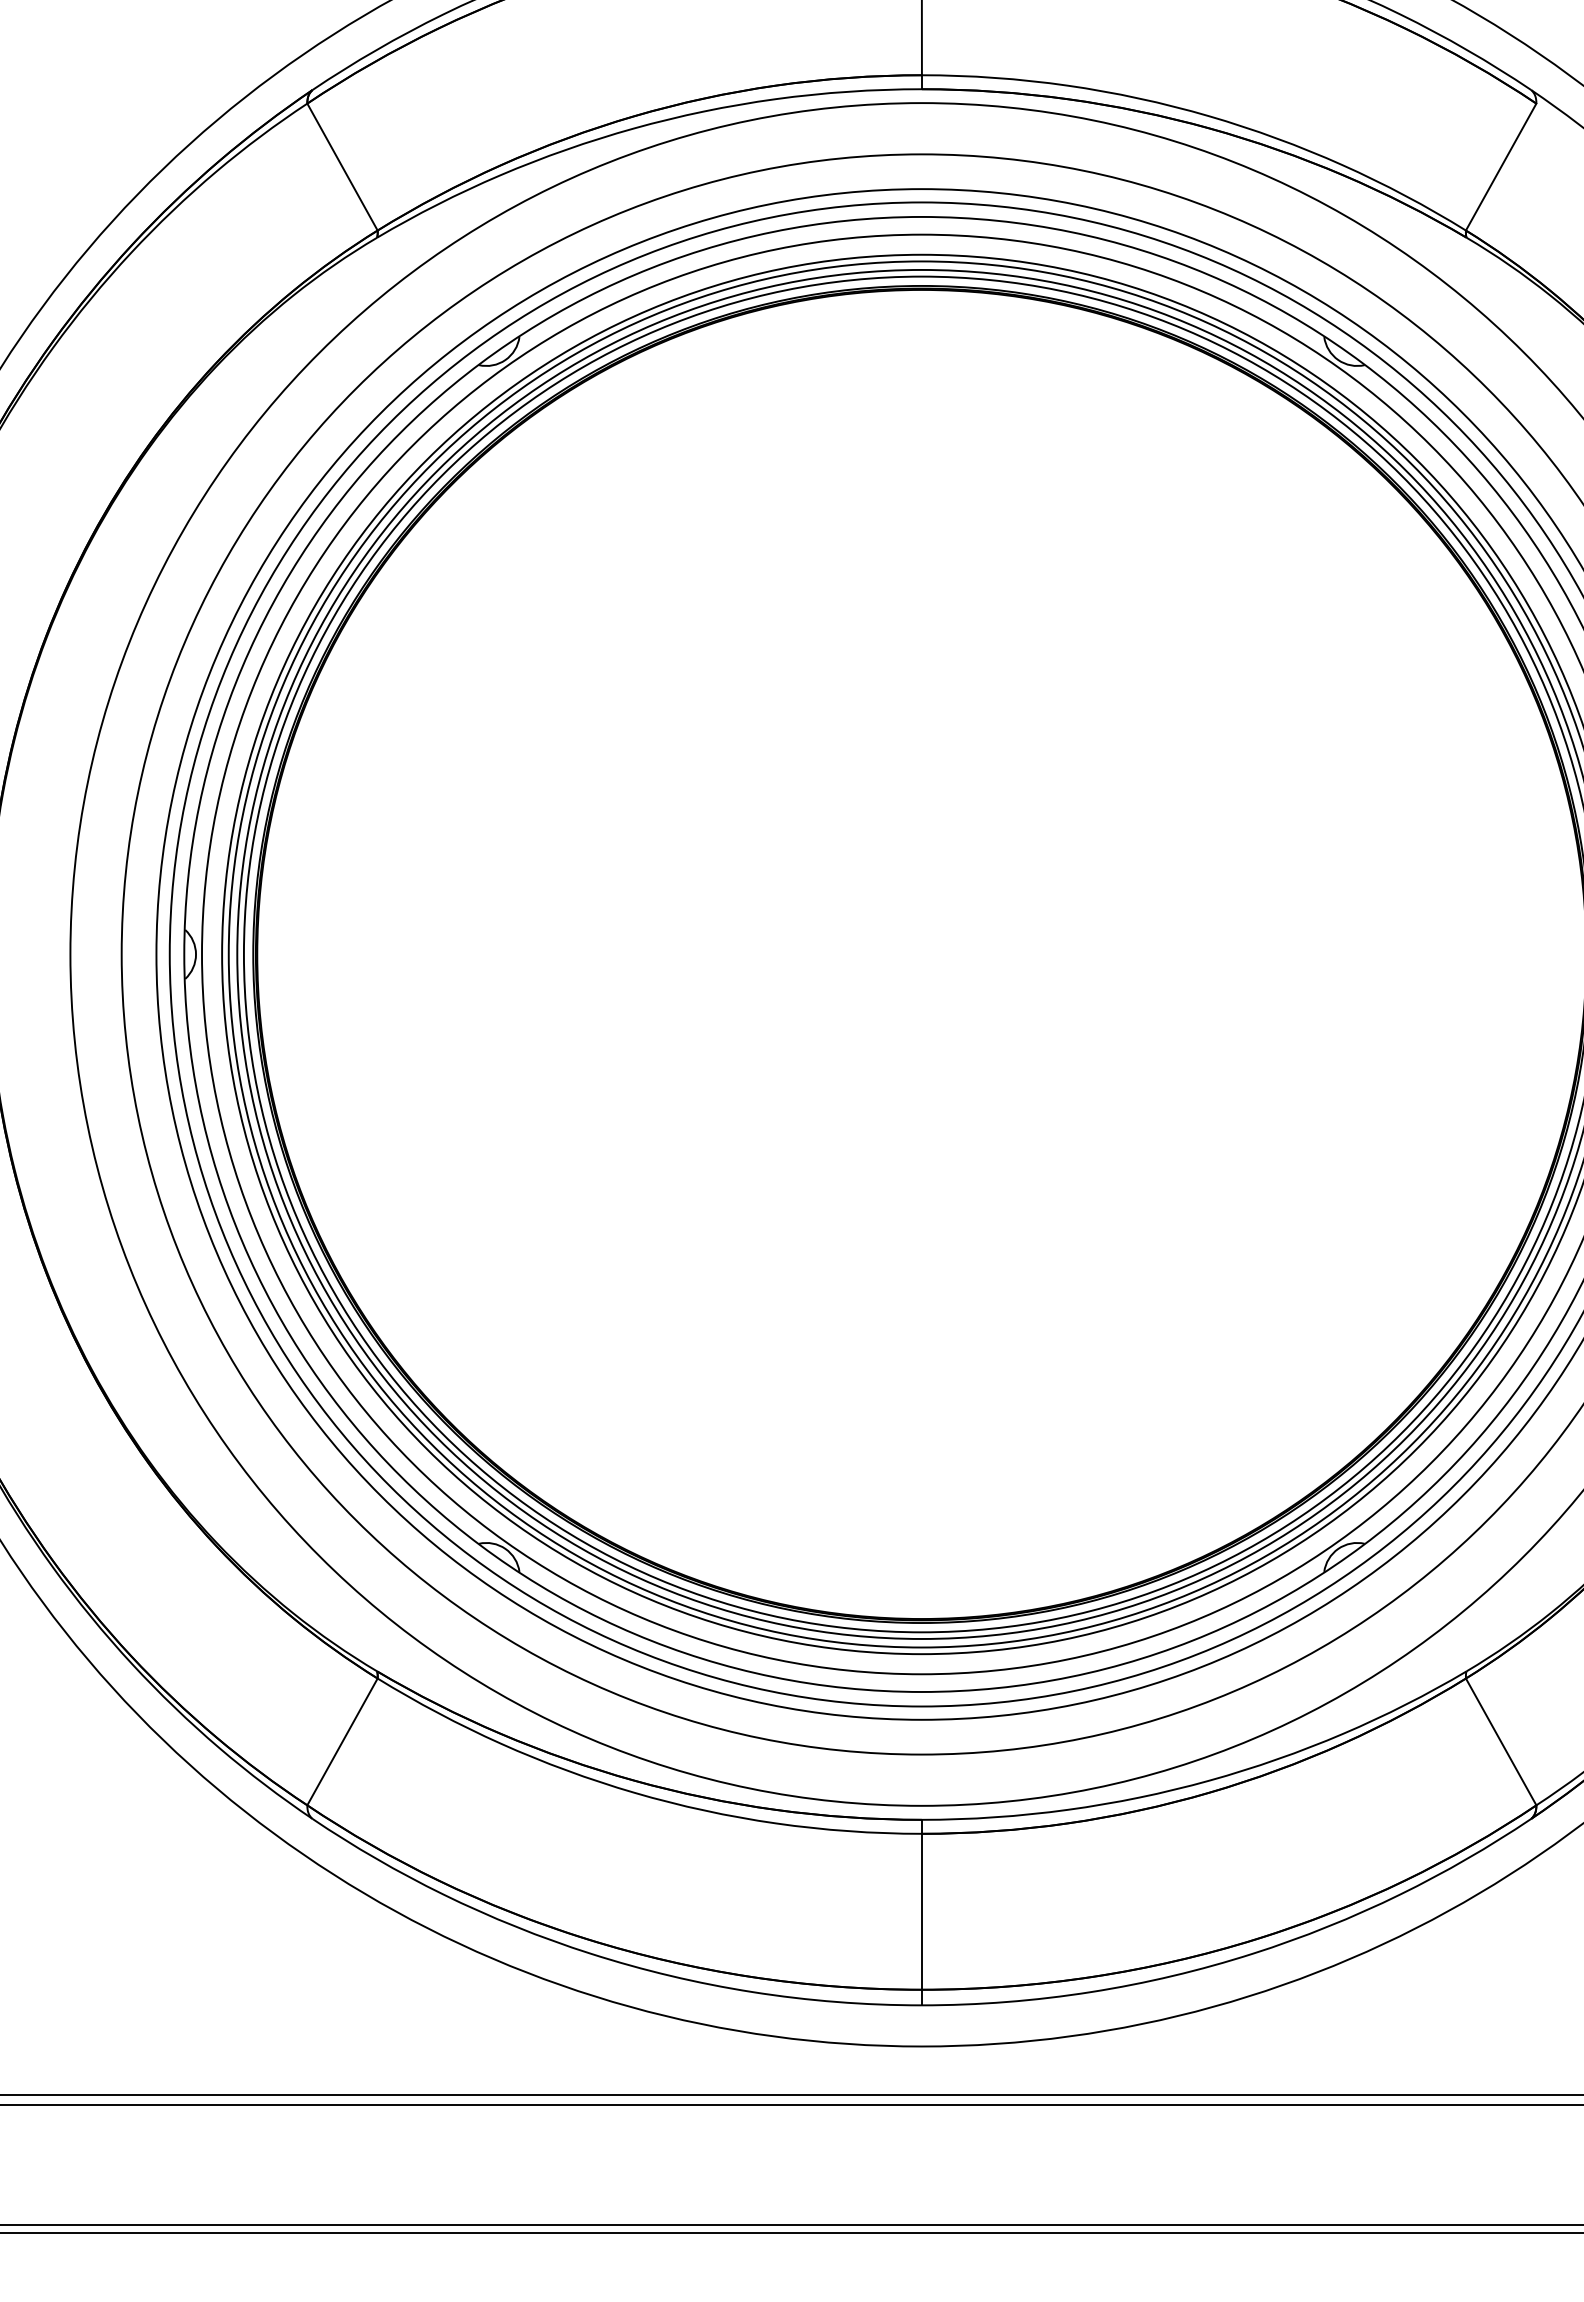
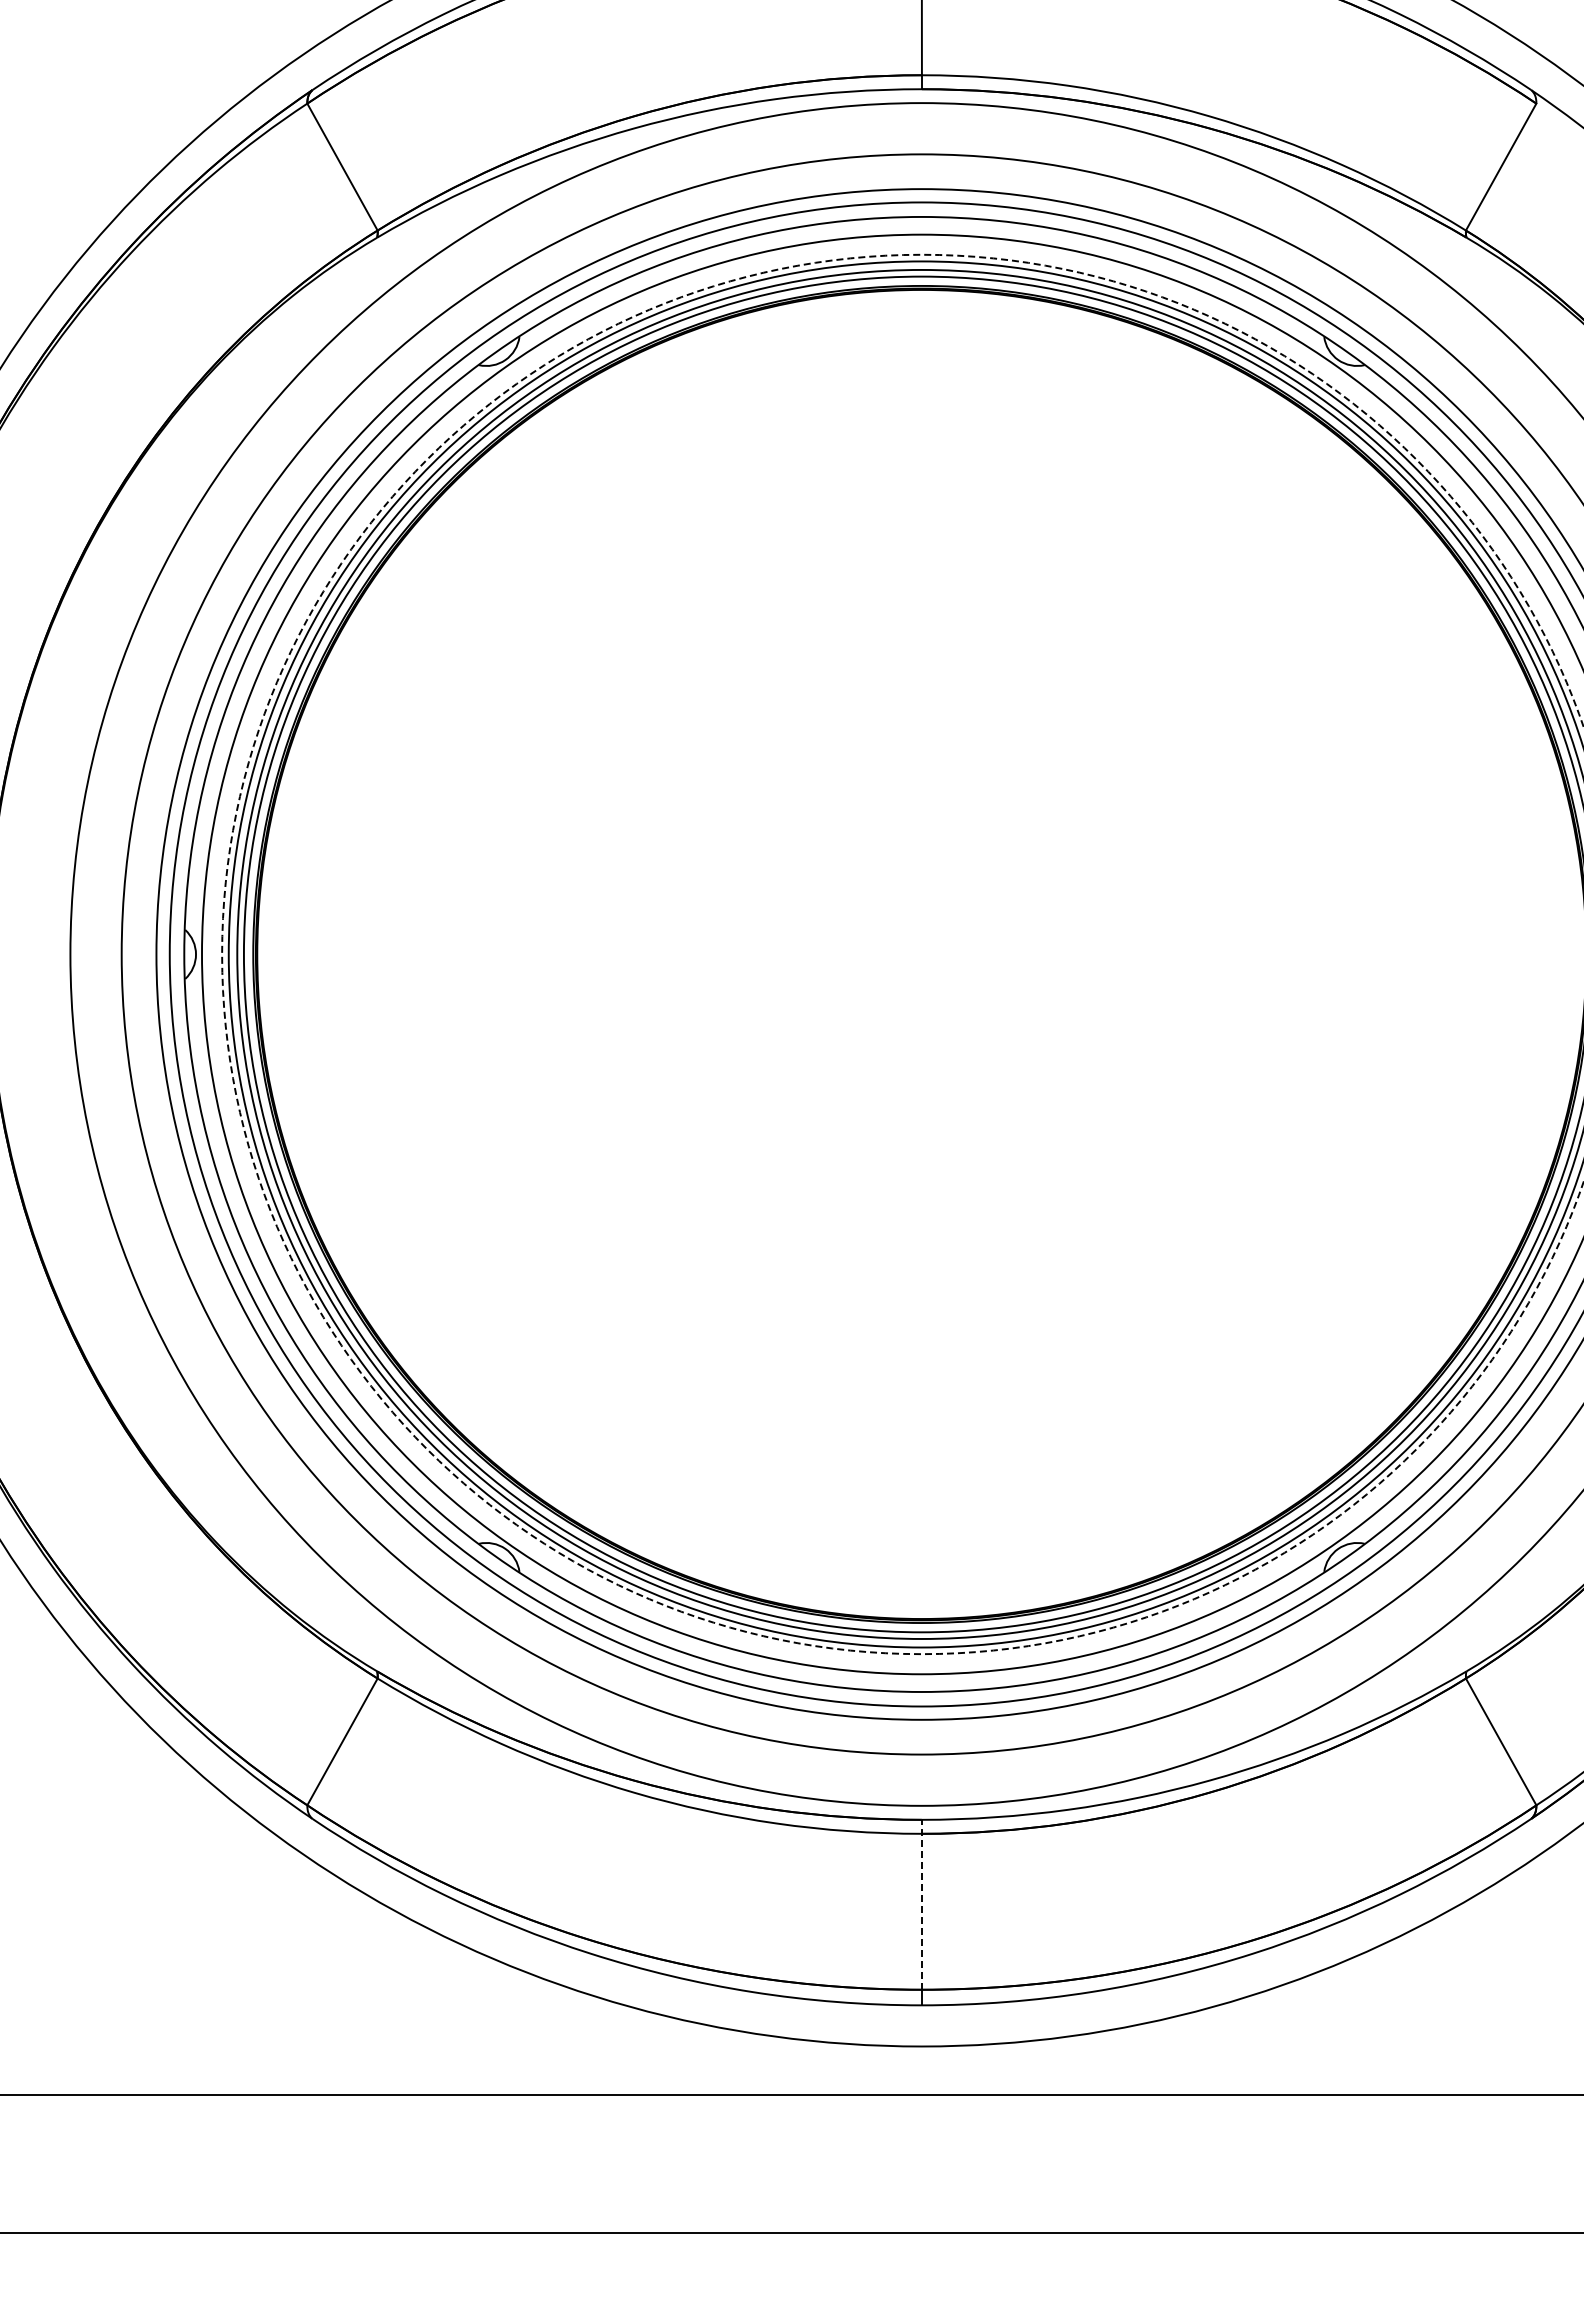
circle: solid -> dashed (902, 954)
line: solid -> dashed (921, 1904)
line: present -> none (791, 2104)
line: present -> none (791, 2224)
